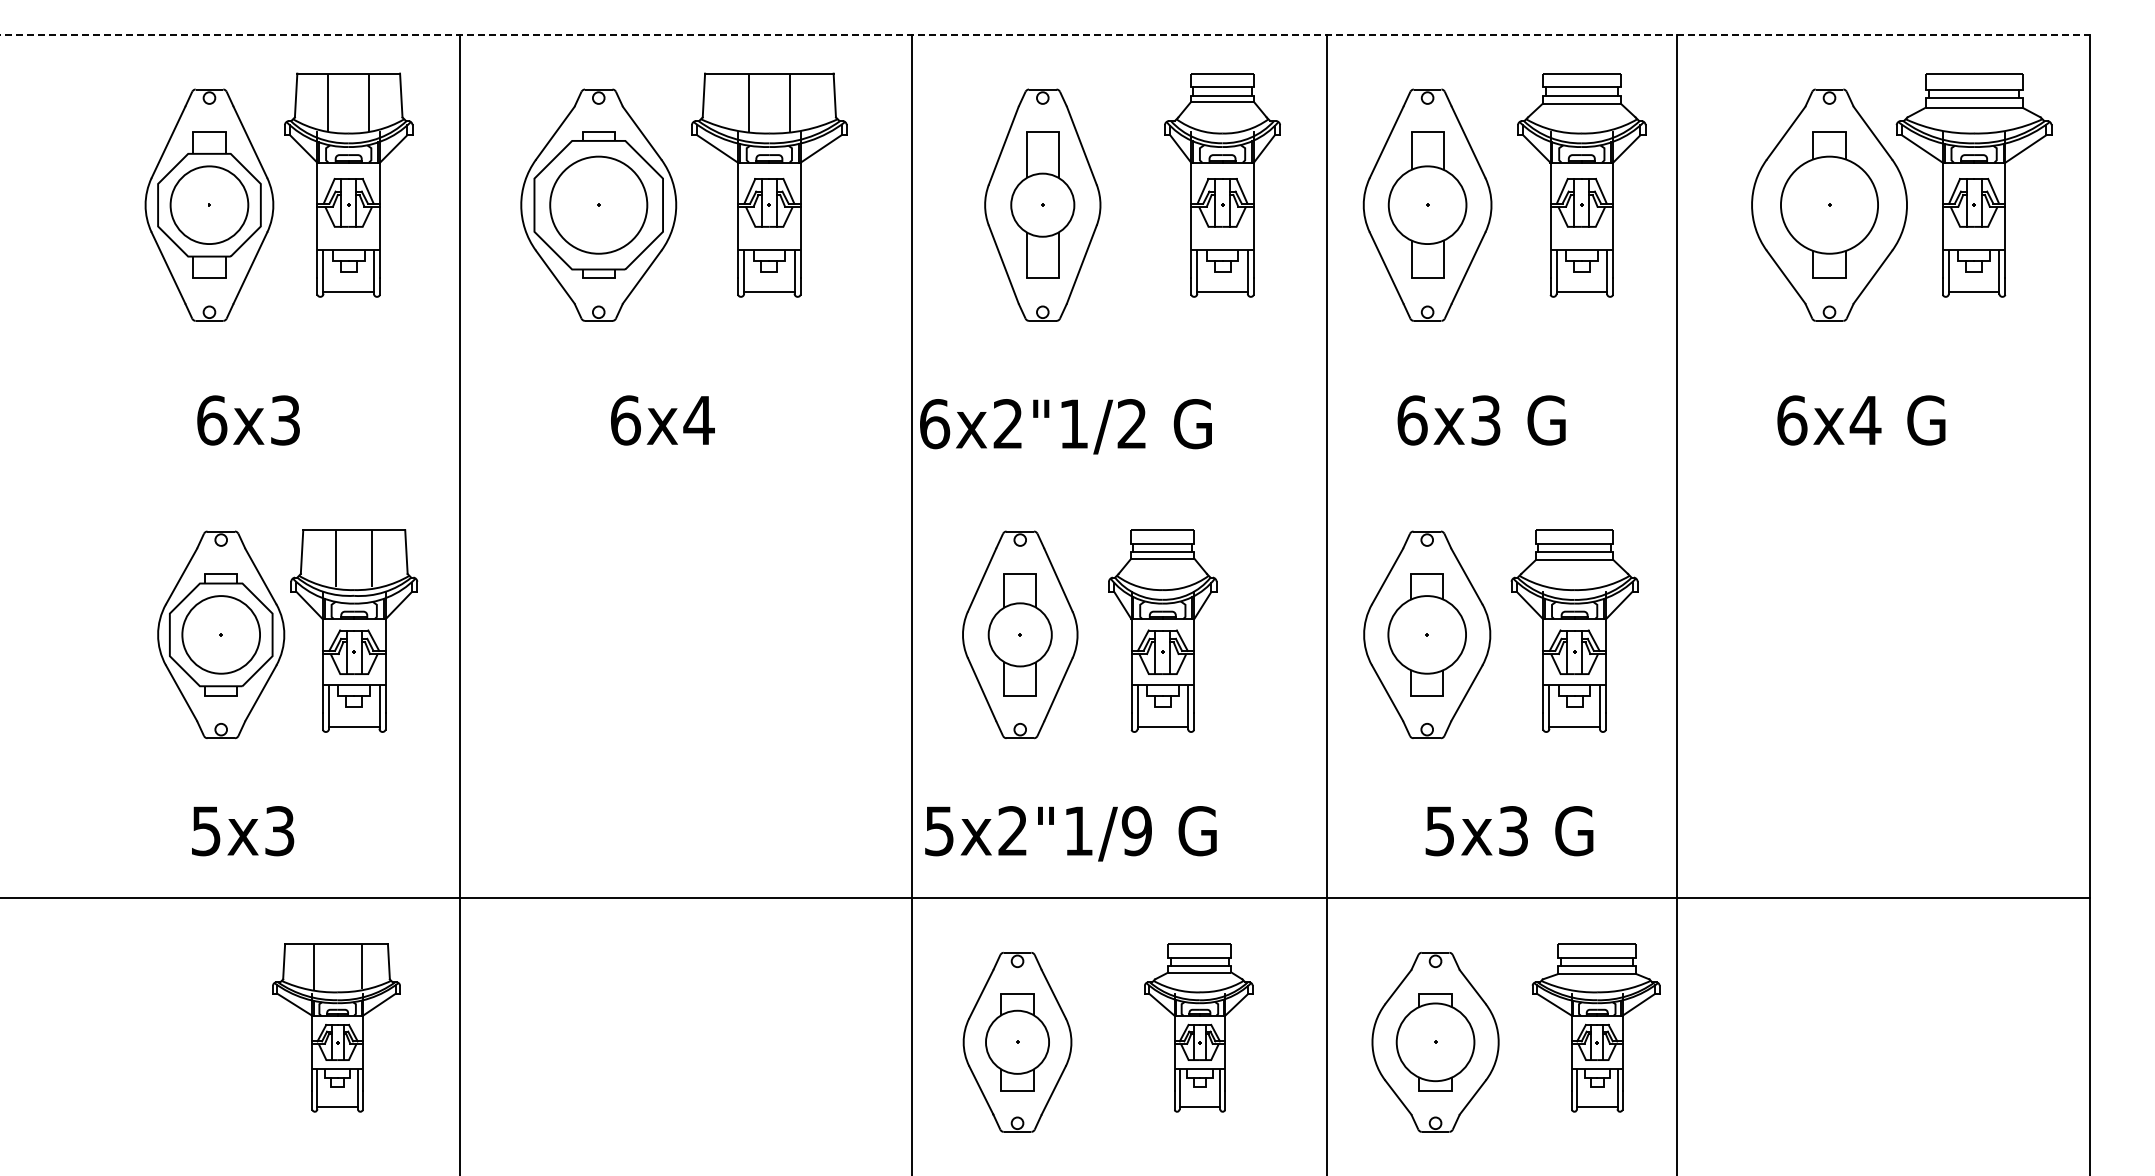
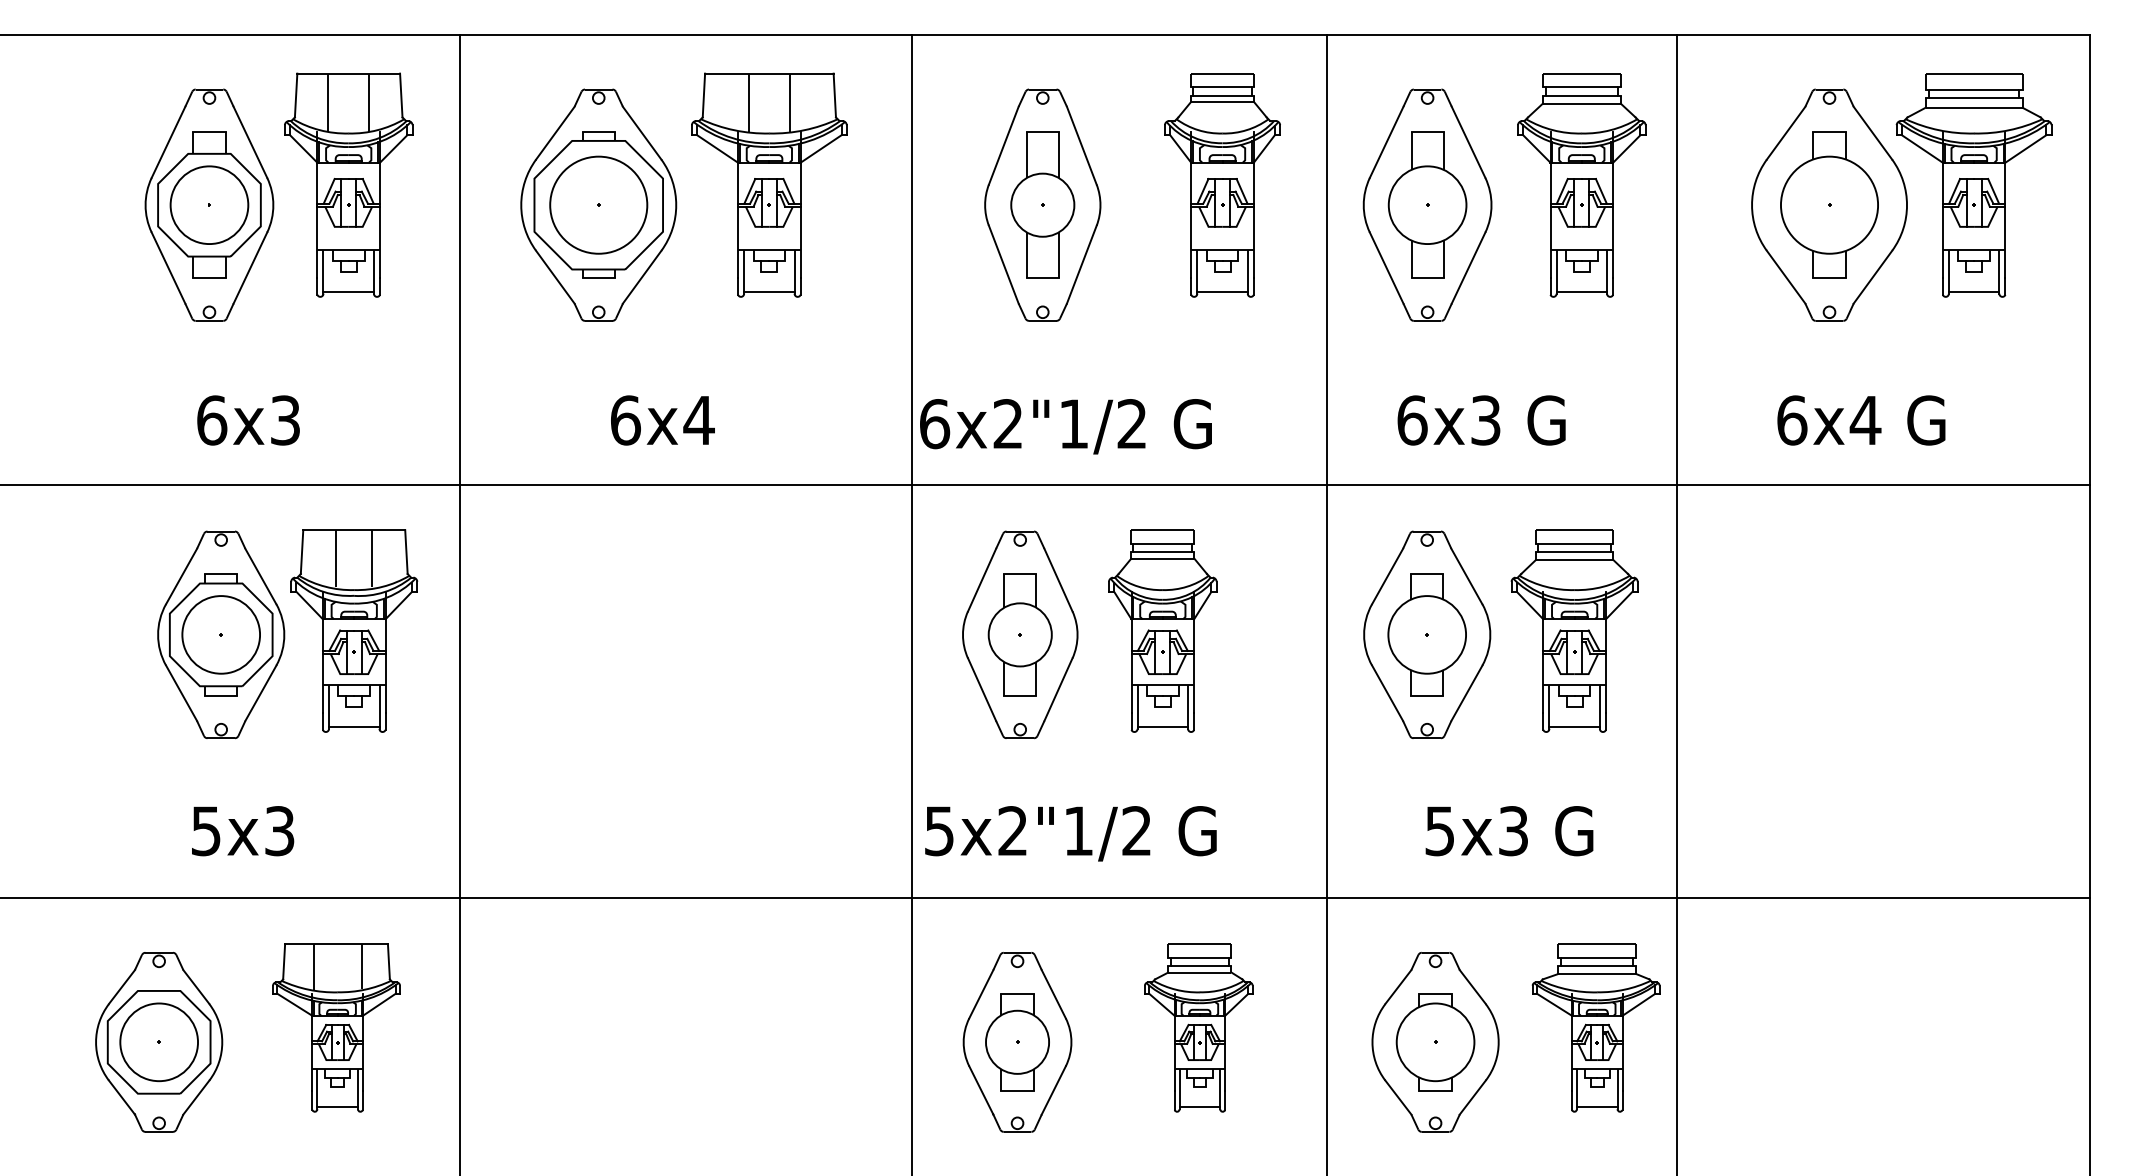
line: dashed -> solid (1045, 35)
line: none -> present (1046, 485)
text: 5x2"1/9 -> 5x2"1/2 (1136, 831)
part: none -> present (159, 1041)
